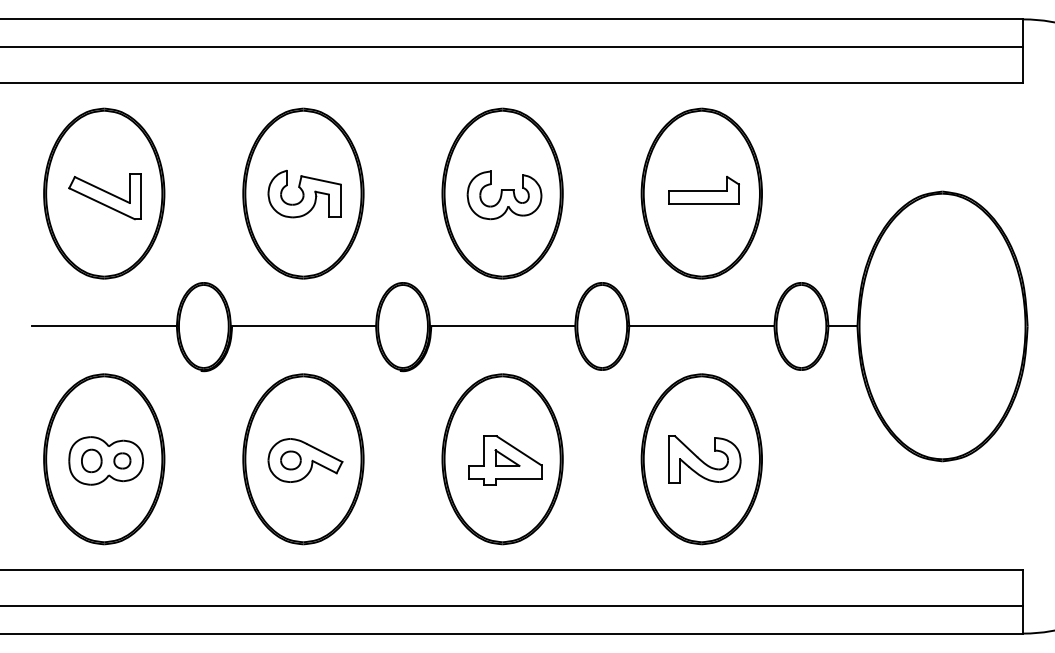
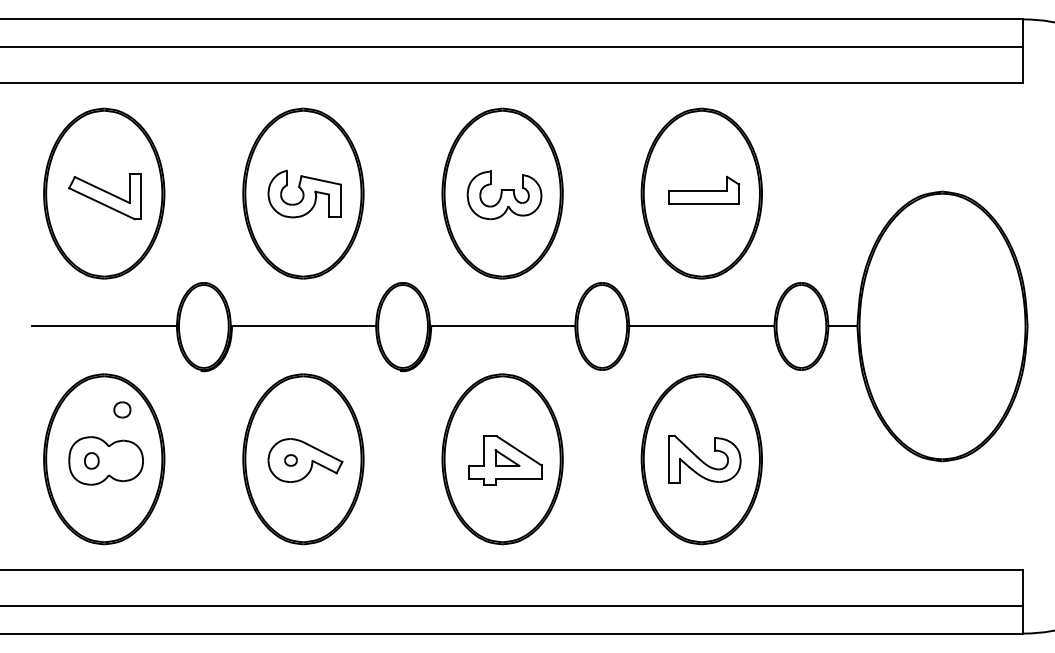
part size: 22x26 px -> 16x18 px (91, 460)
part position: (122, 460) -> (122, 409) (122, 409)
part size: 22x21 px -> 14x13 px (290, 460)
